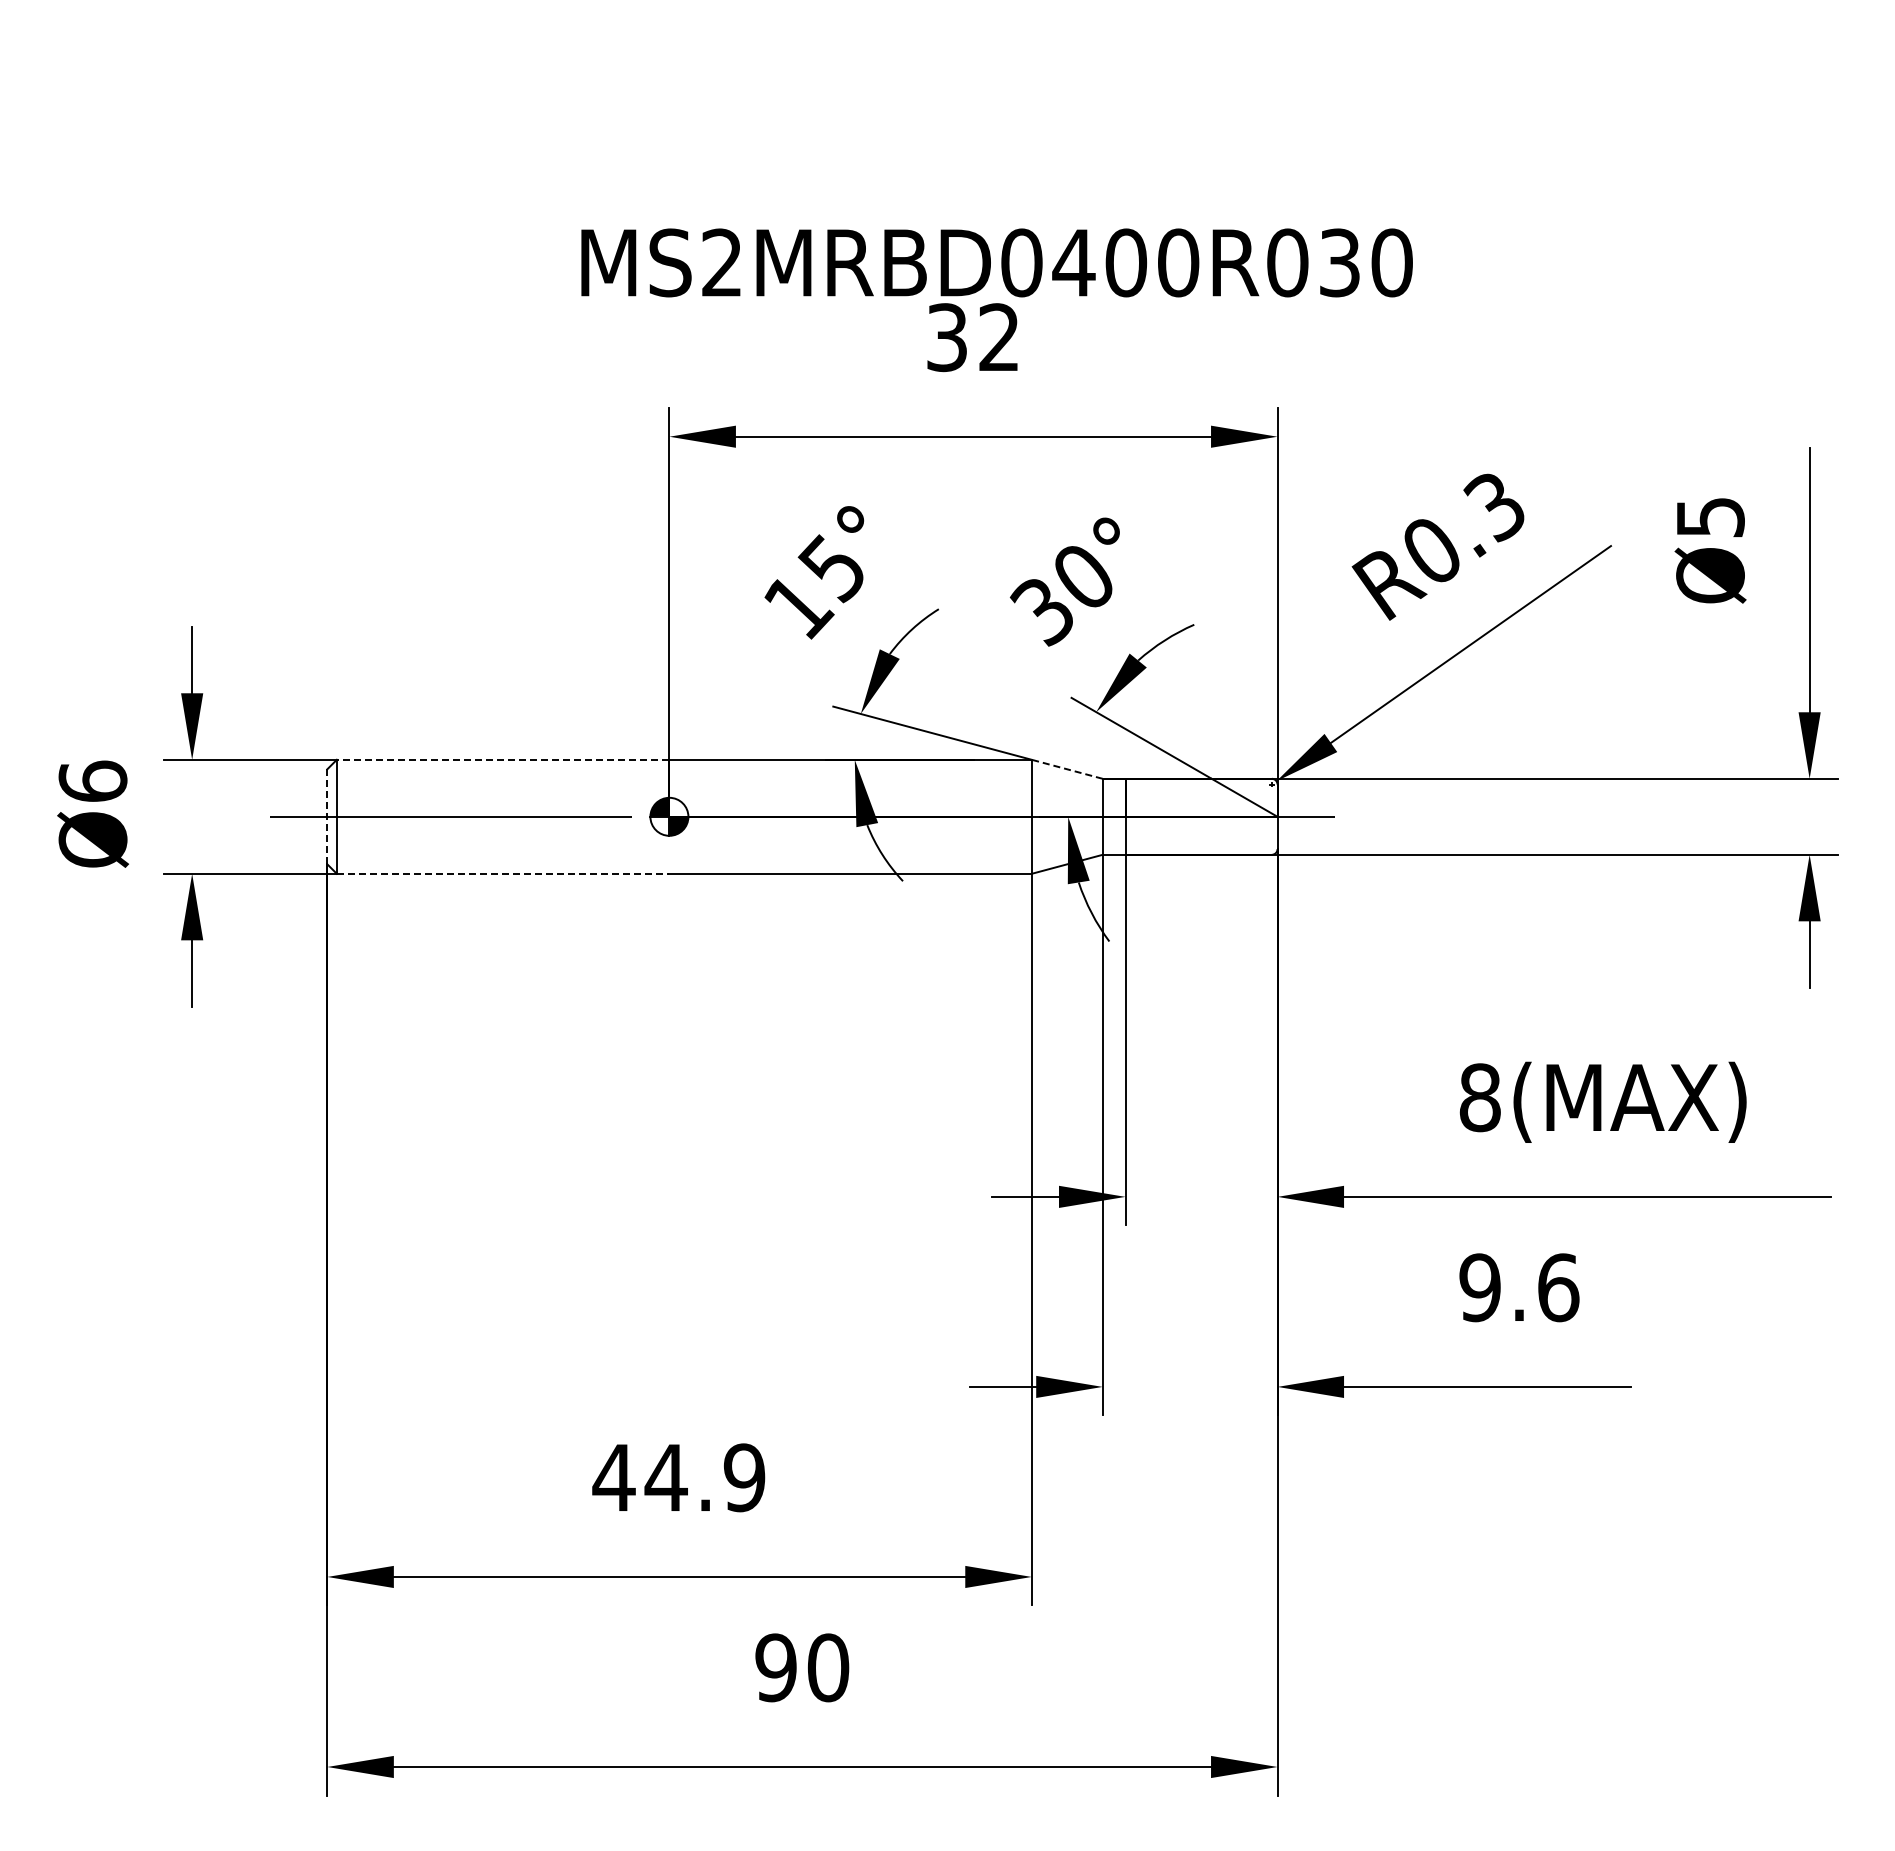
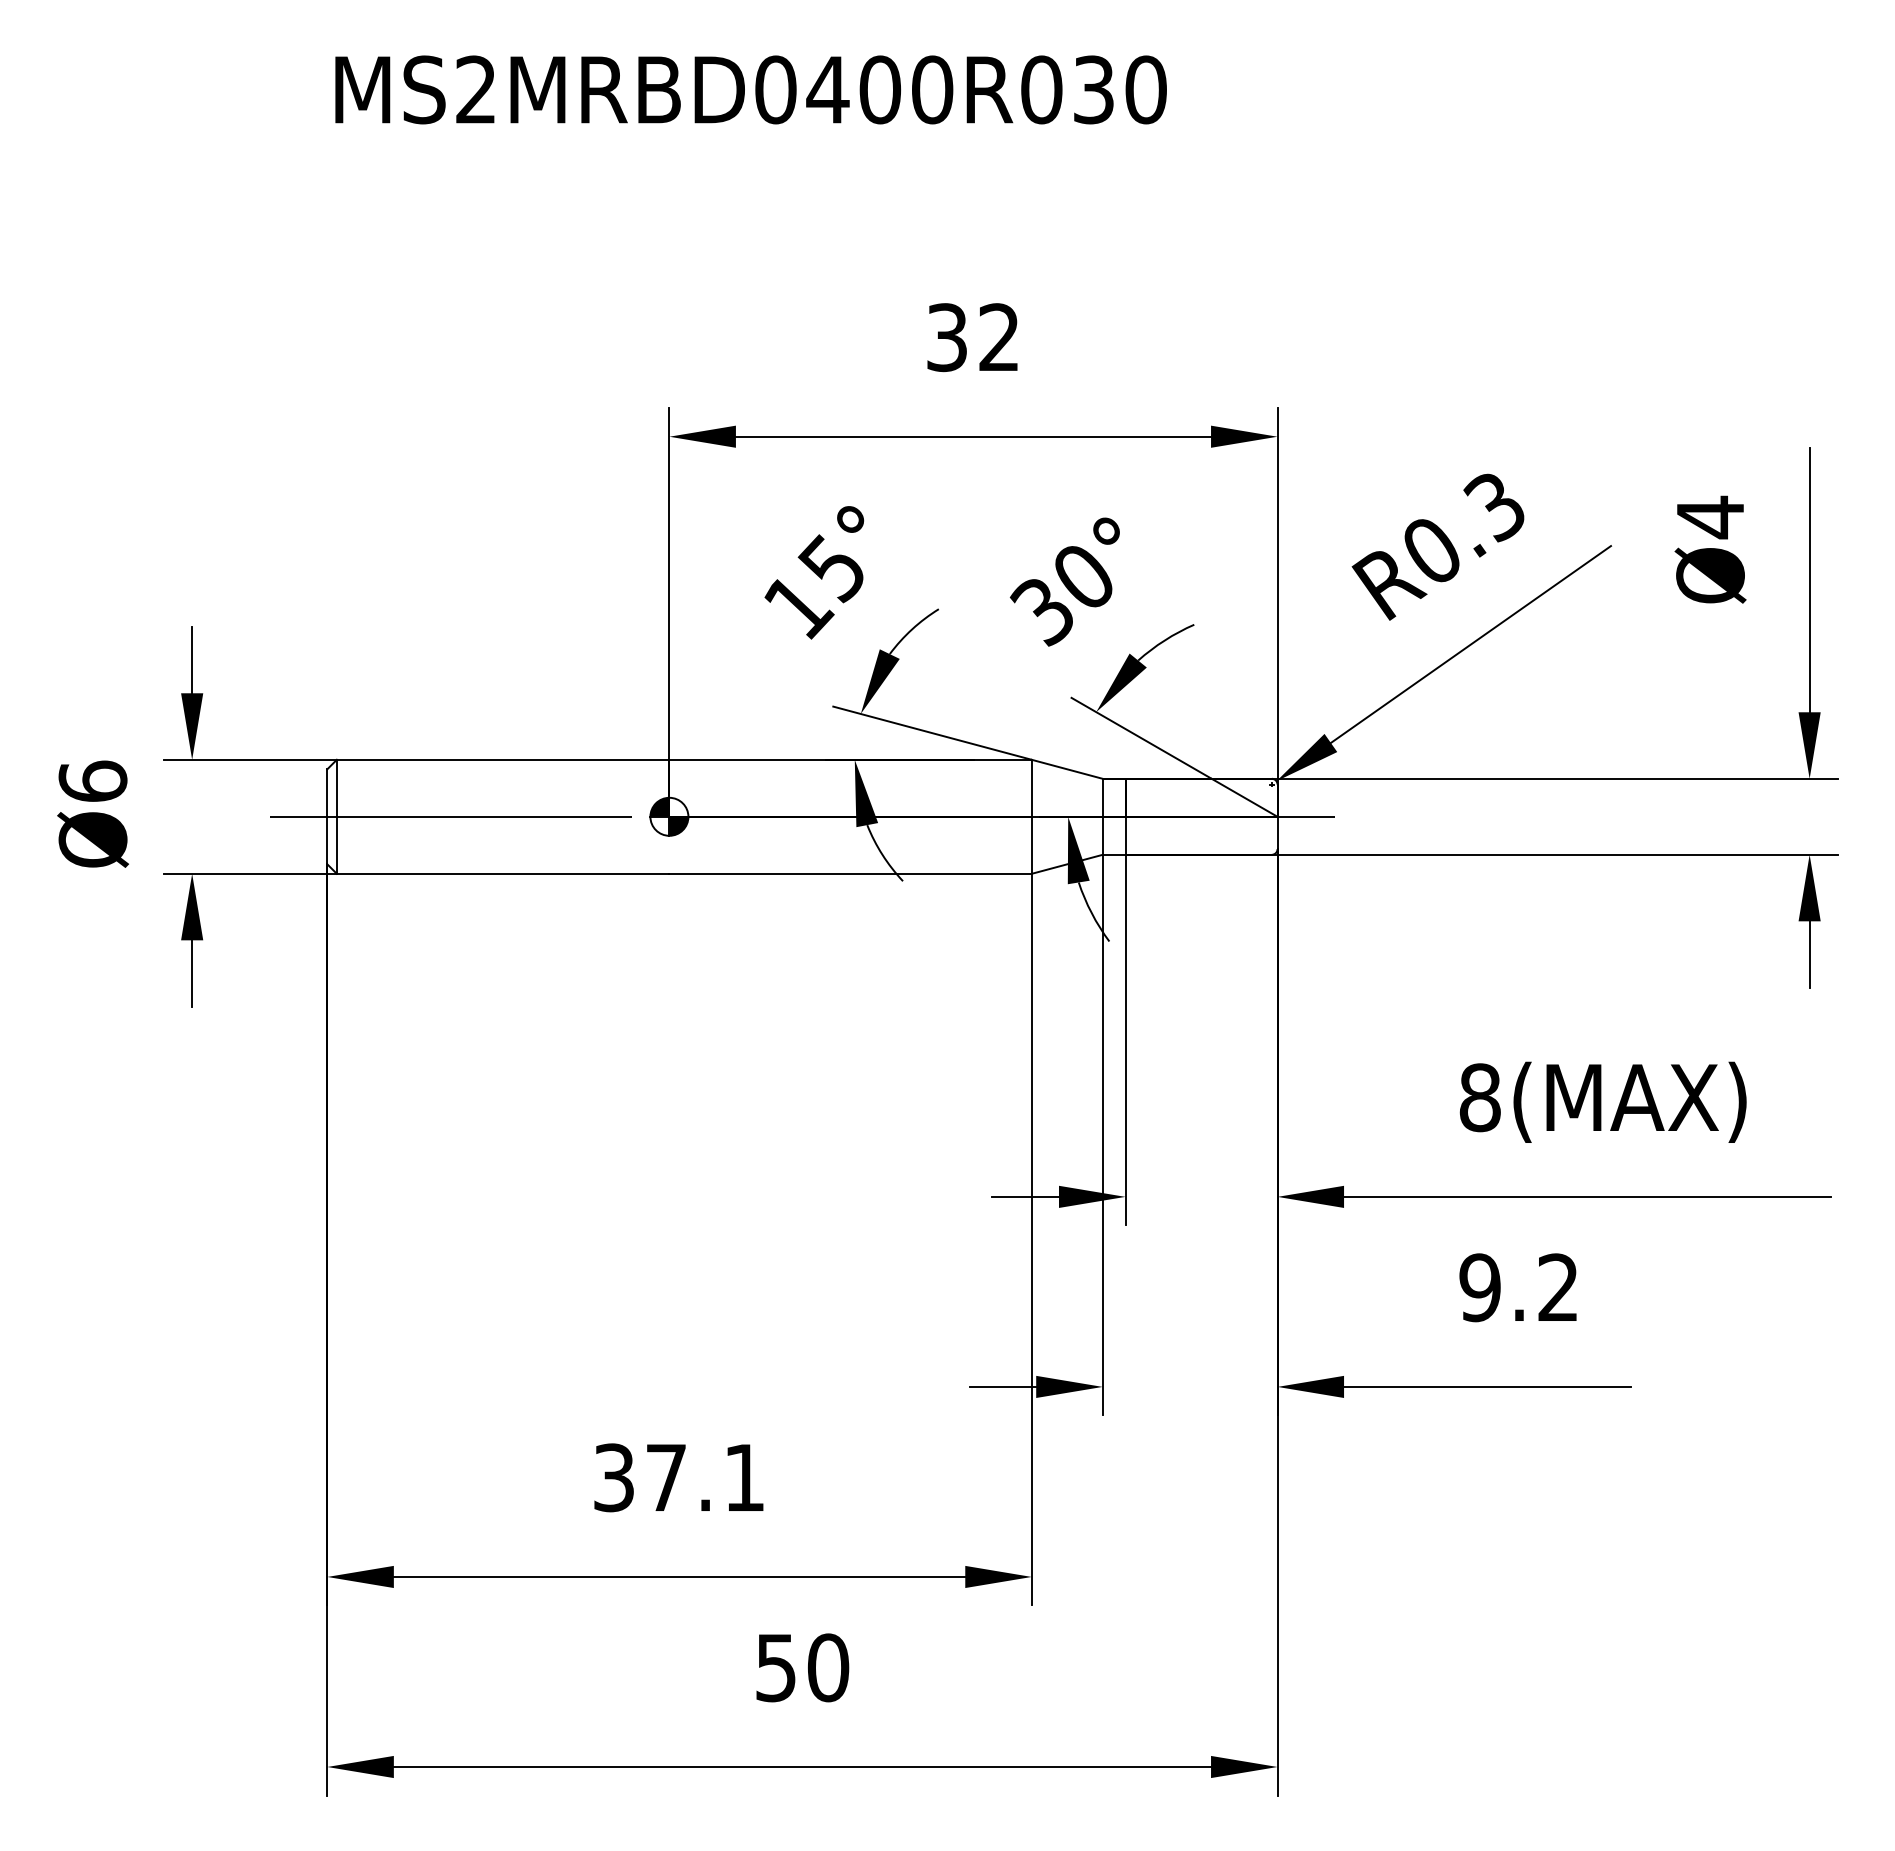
text position: (996, 262) -> (750, 89) (750, 89)
text: Ø5 -> Ø4 (1710, 517)
line: dashed -> solid (502, 759)
line: dashed -> solid (1067, 769)
line: dashed -> solid (327, 816)
line: dashed -> solid (503, 873)
text: 9.6 -> 9.2 (1558, 1287)
text: 44.9 -> 37.1 (678, 1477)
text: 90 -> 50 (775, 1667)
